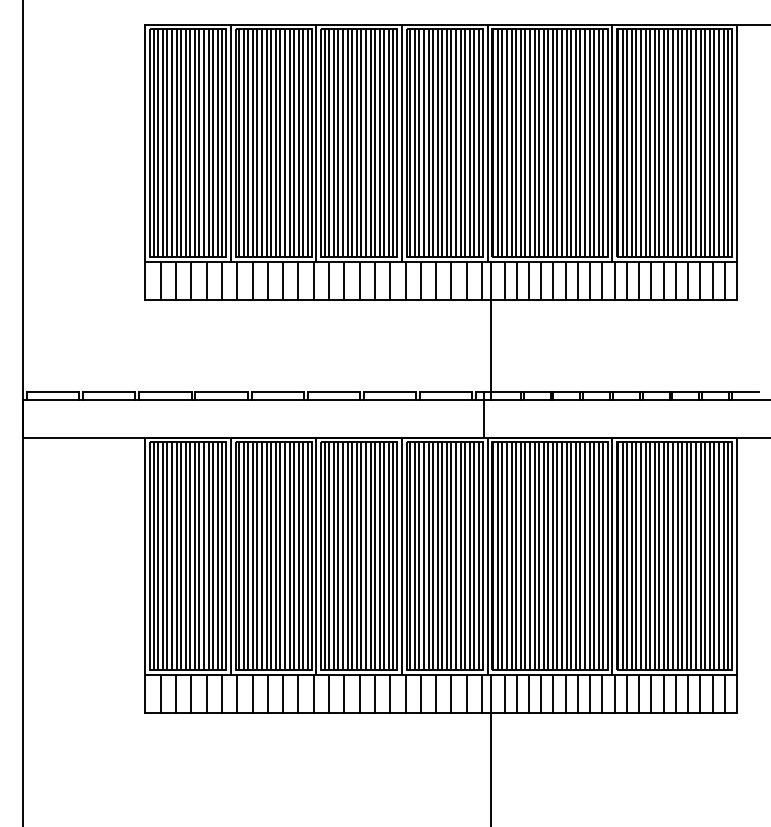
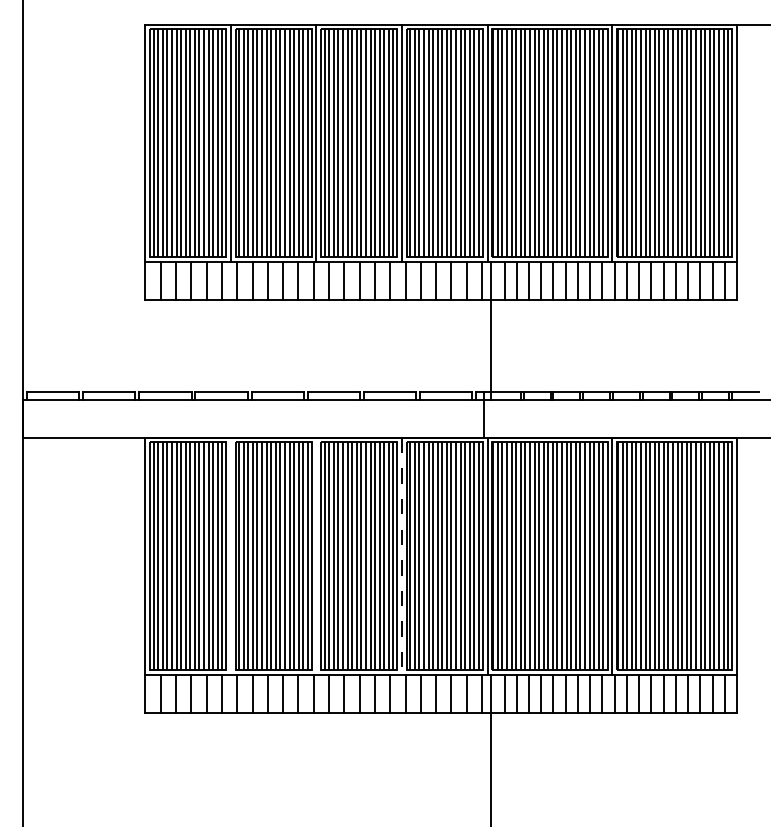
line: present -> none (230, 556)
line: present -> none (316, 556)
line: solid -> dashed (402, 556)
